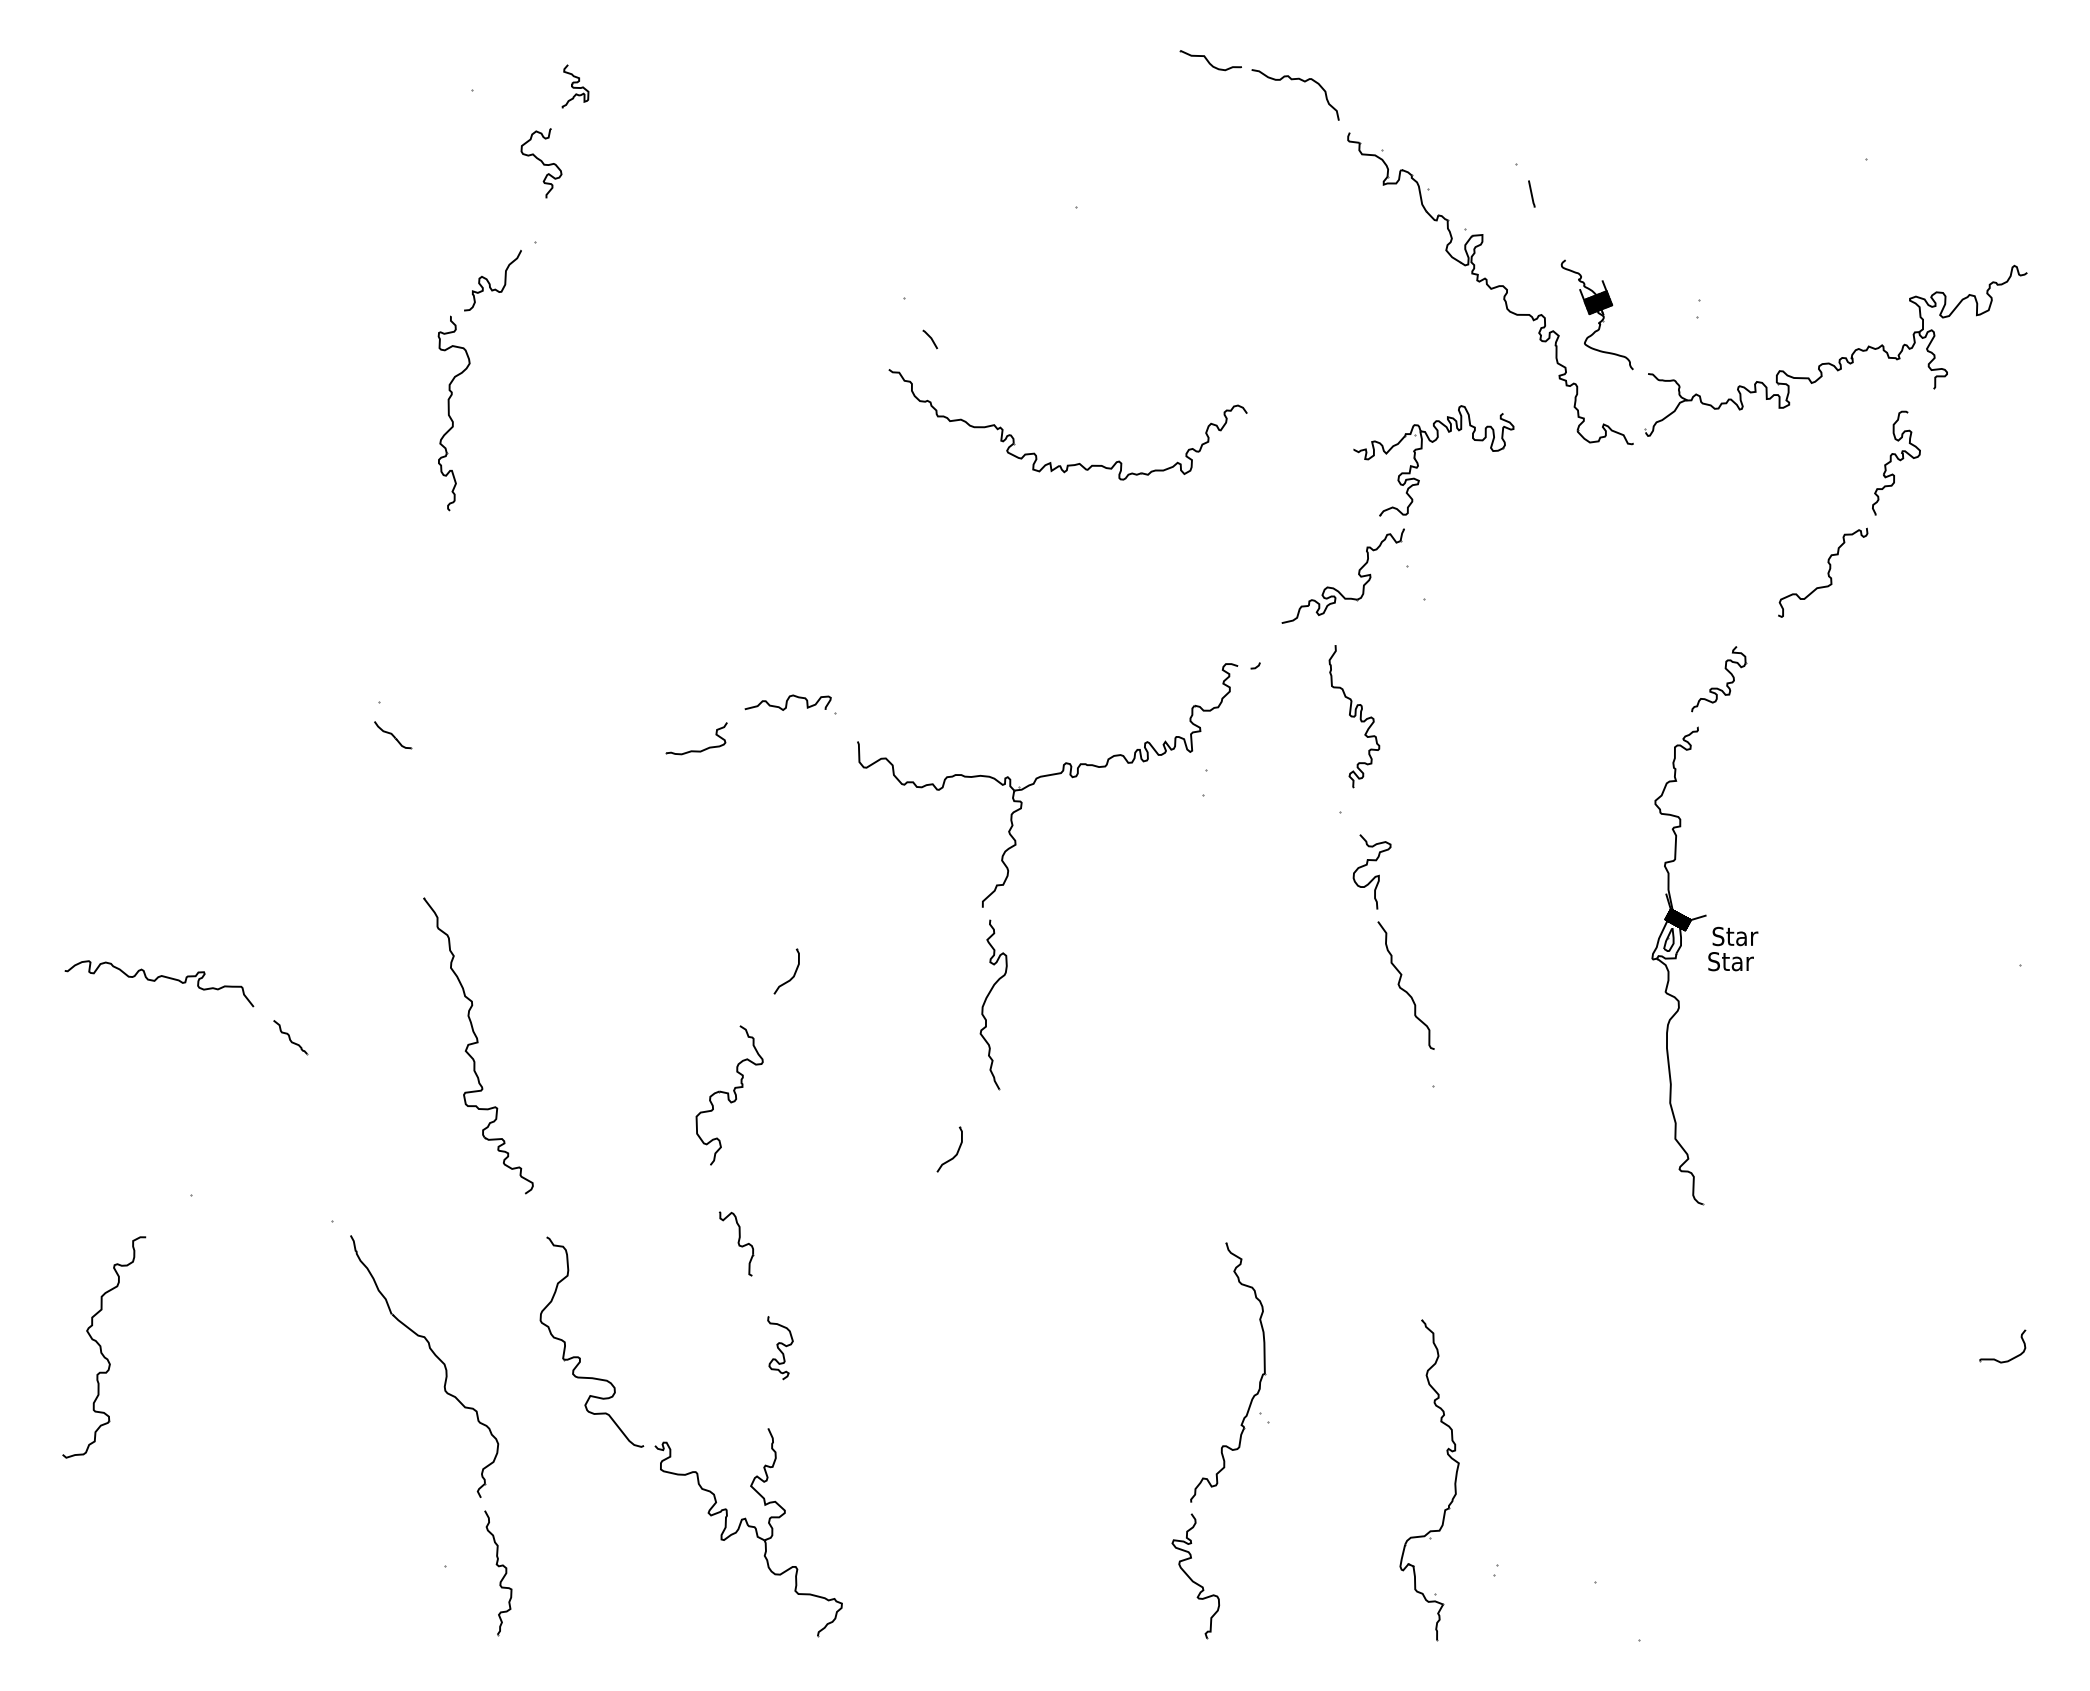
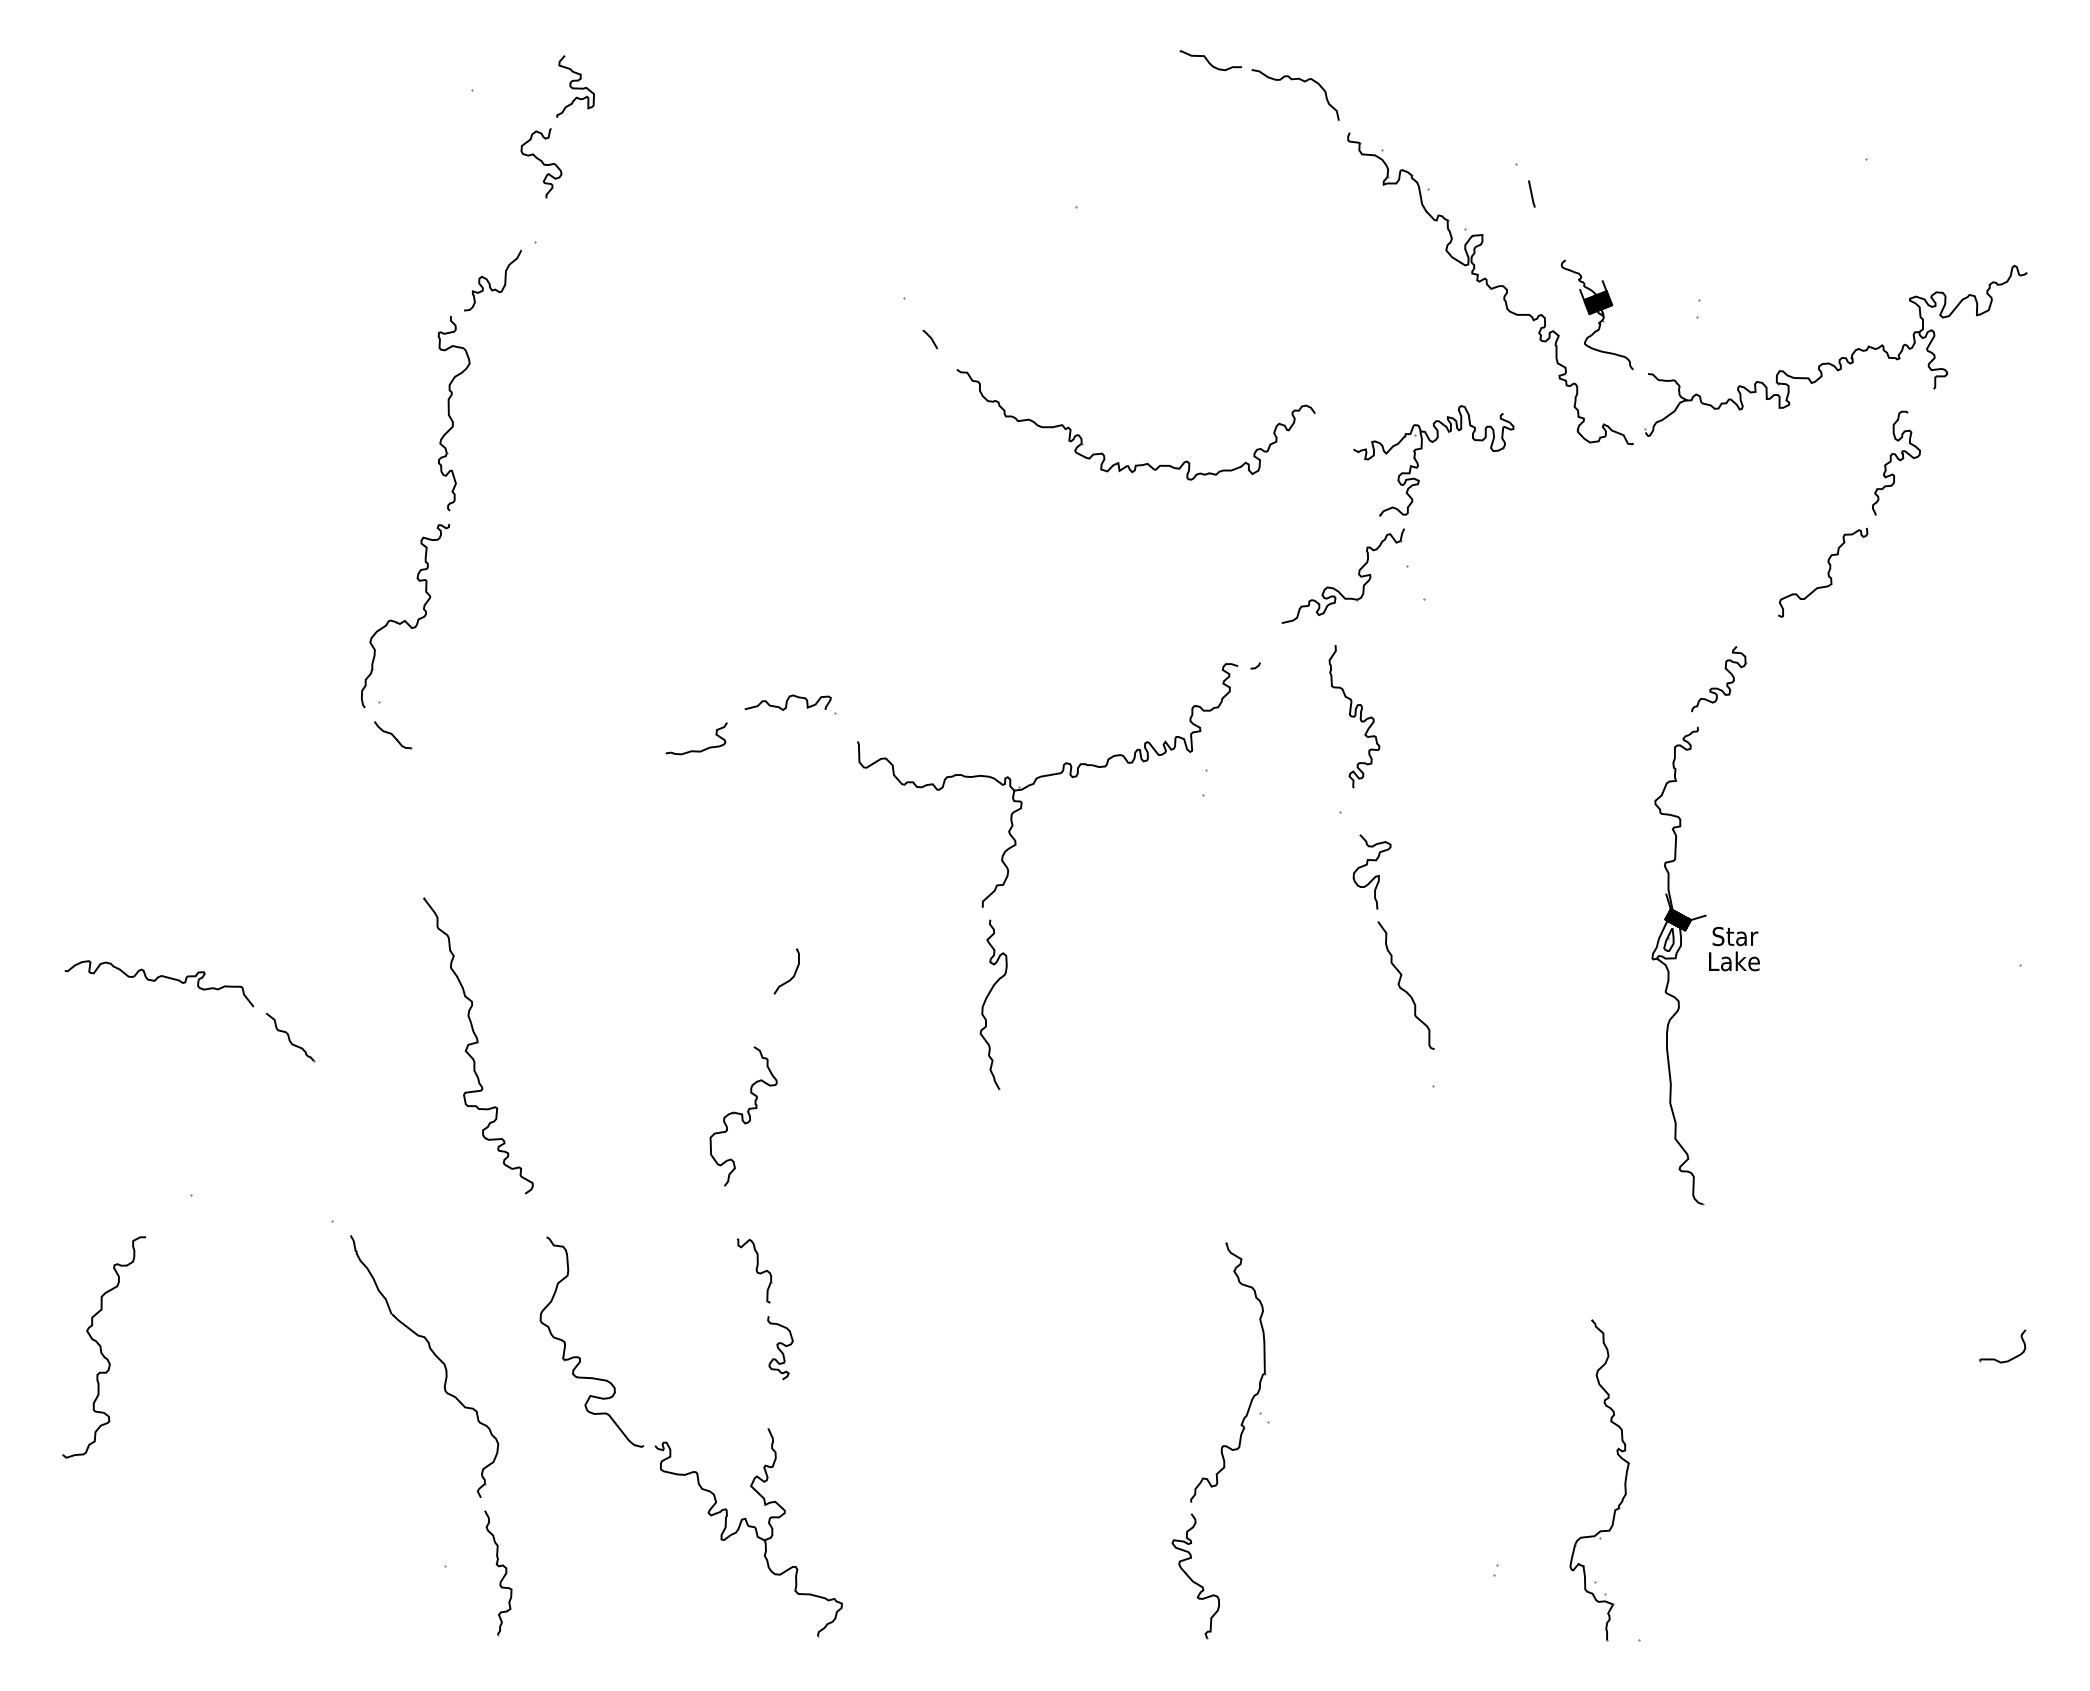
part size: 29x45 px -> 39x63 px (575, 86)
part position: (1067, 464) -> (1135, 464) (1135, 464)
part: none -> present (405, 616)
text: Star -> Lake (1733, 961)
part size: 36x36 px -> 50x51 px (290, 1037)
part position: (729, 1095) -> (743, 1116) (743, 1116)
part: present -> none (956, 1152)
part position: (736, 1243) -> (754, 1270) (754, 1270)
part position: (1454, 1480) -> (1624, 1480) (1624, 1480)
